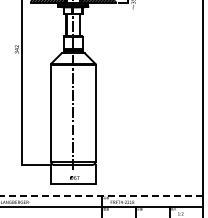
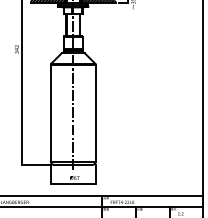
line: dashed -> solid (101, 195)
